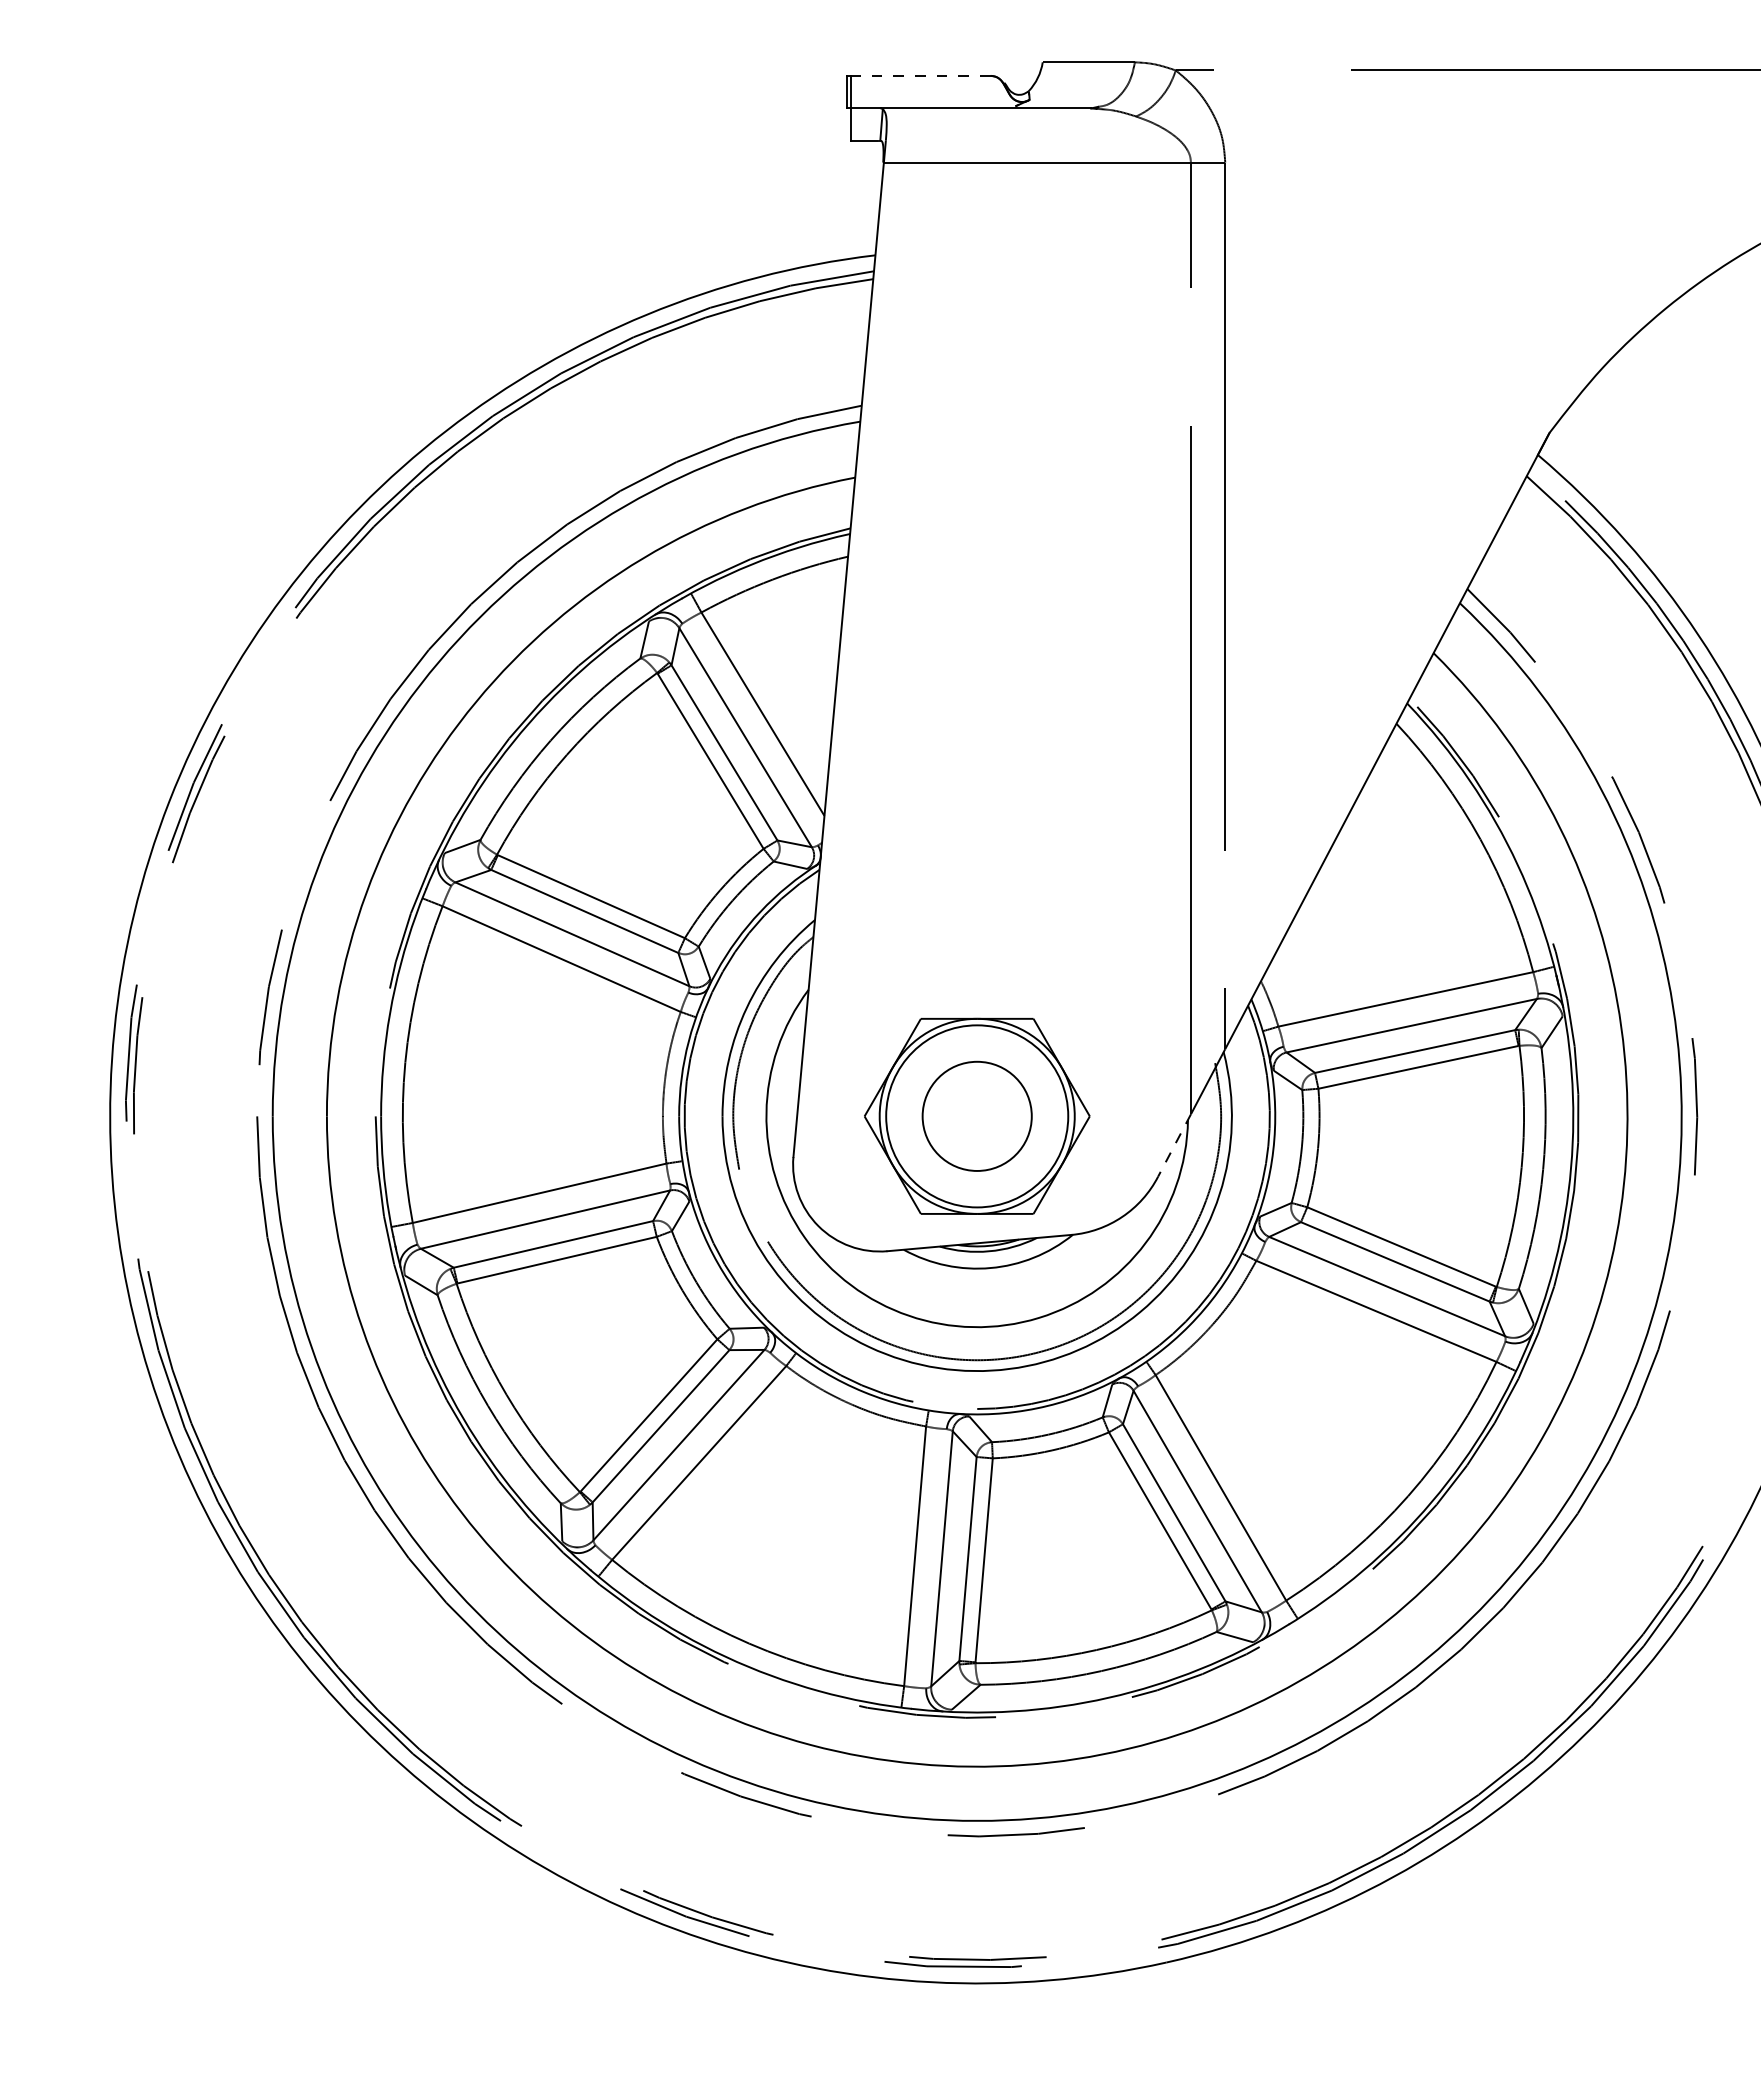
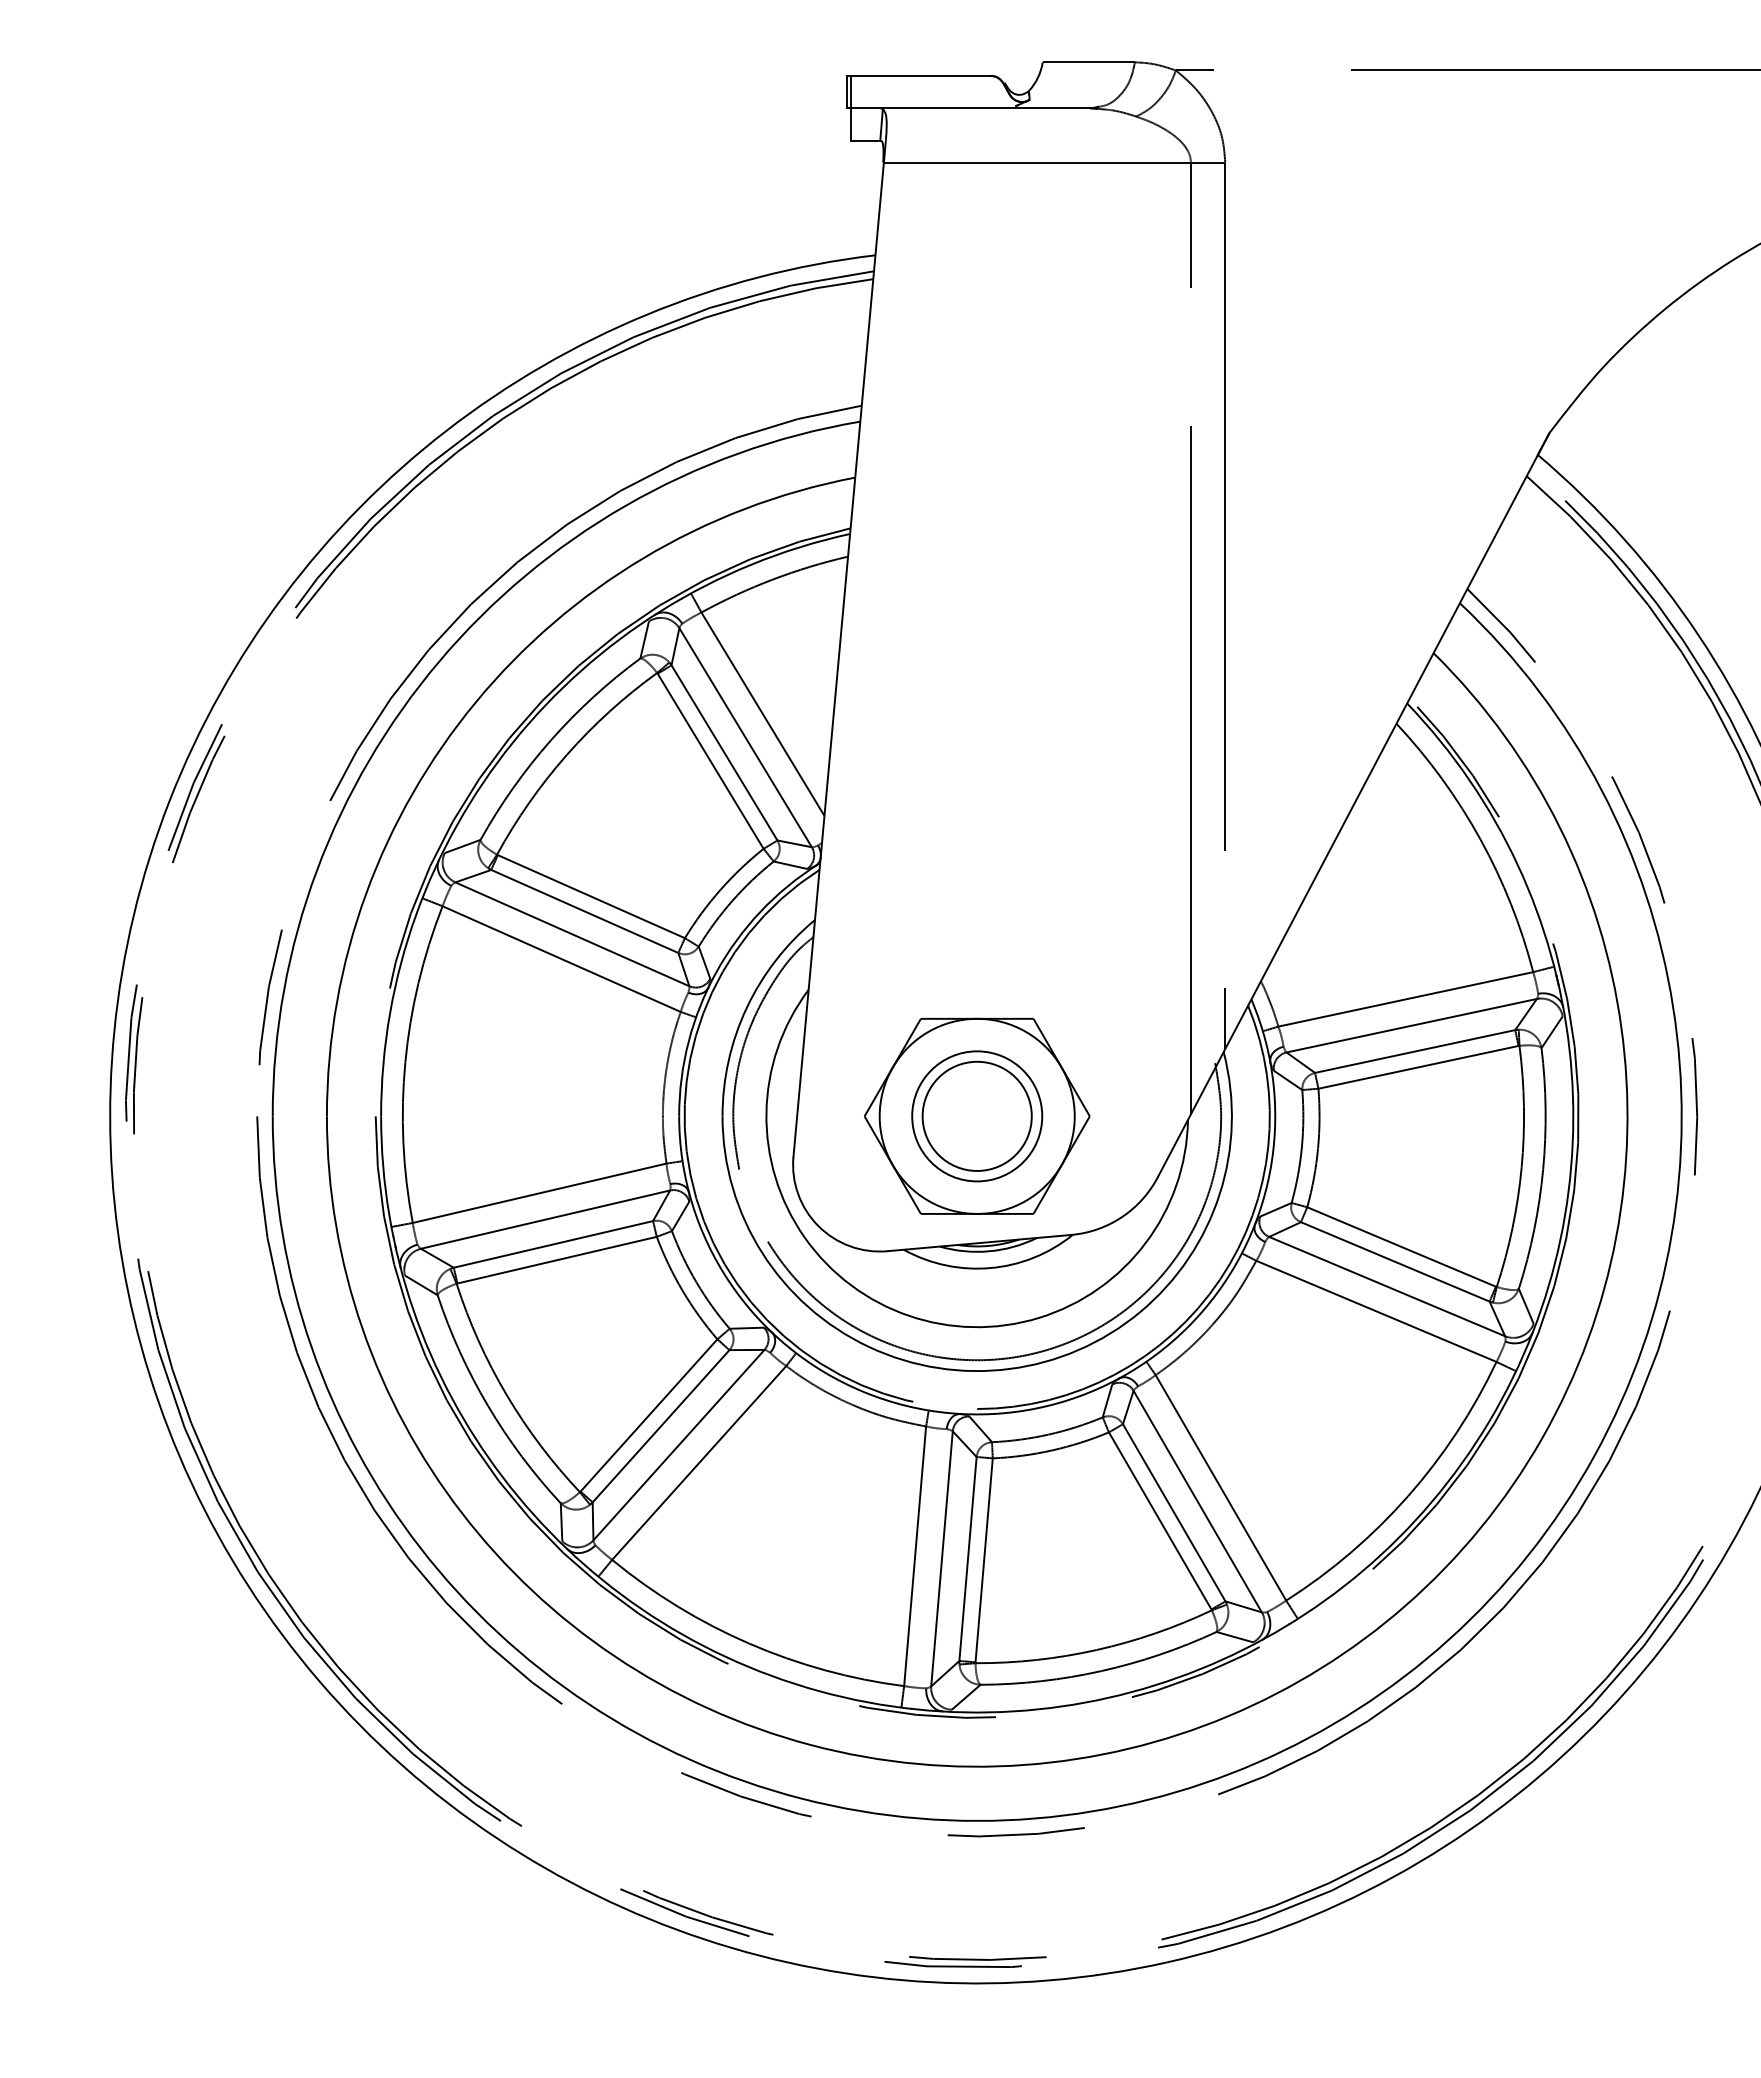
line: dashed -> solid (920, 75)
circle diameter: 182 px -> 130 px (977, 1116)
line: dashed -> solid (1174, 1145)
